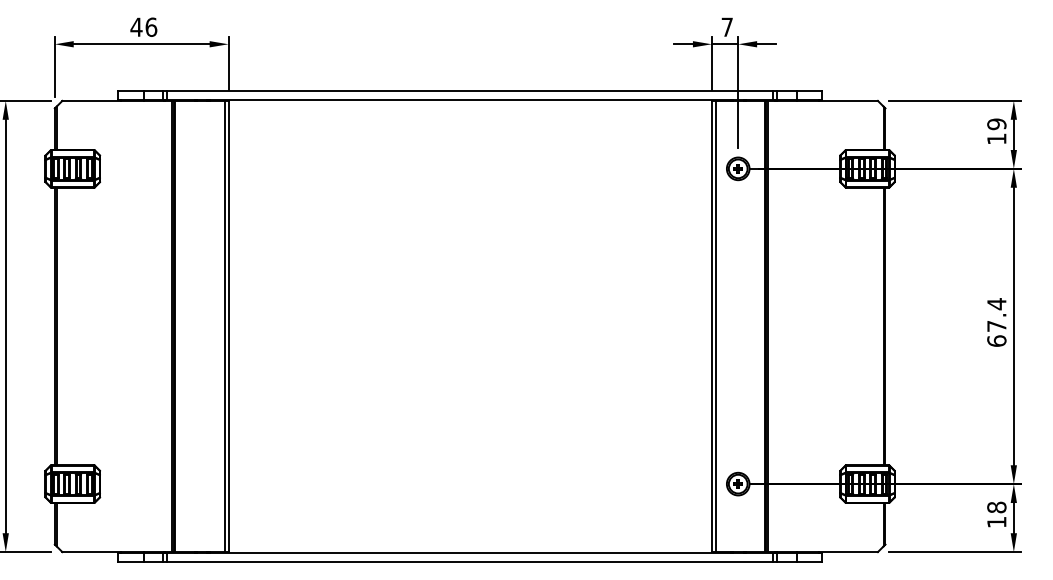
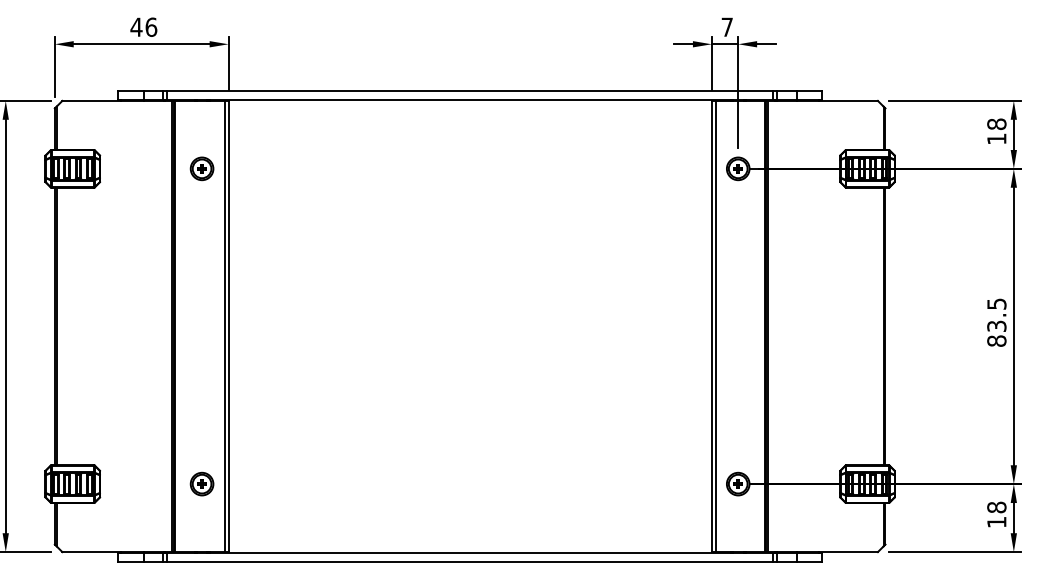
text: 19 -> 18 (996, 124)
part: none -> present (201, 168)
text: 67.4 -> 83.5 (996, 322)
part: none -> present (201, 483)
